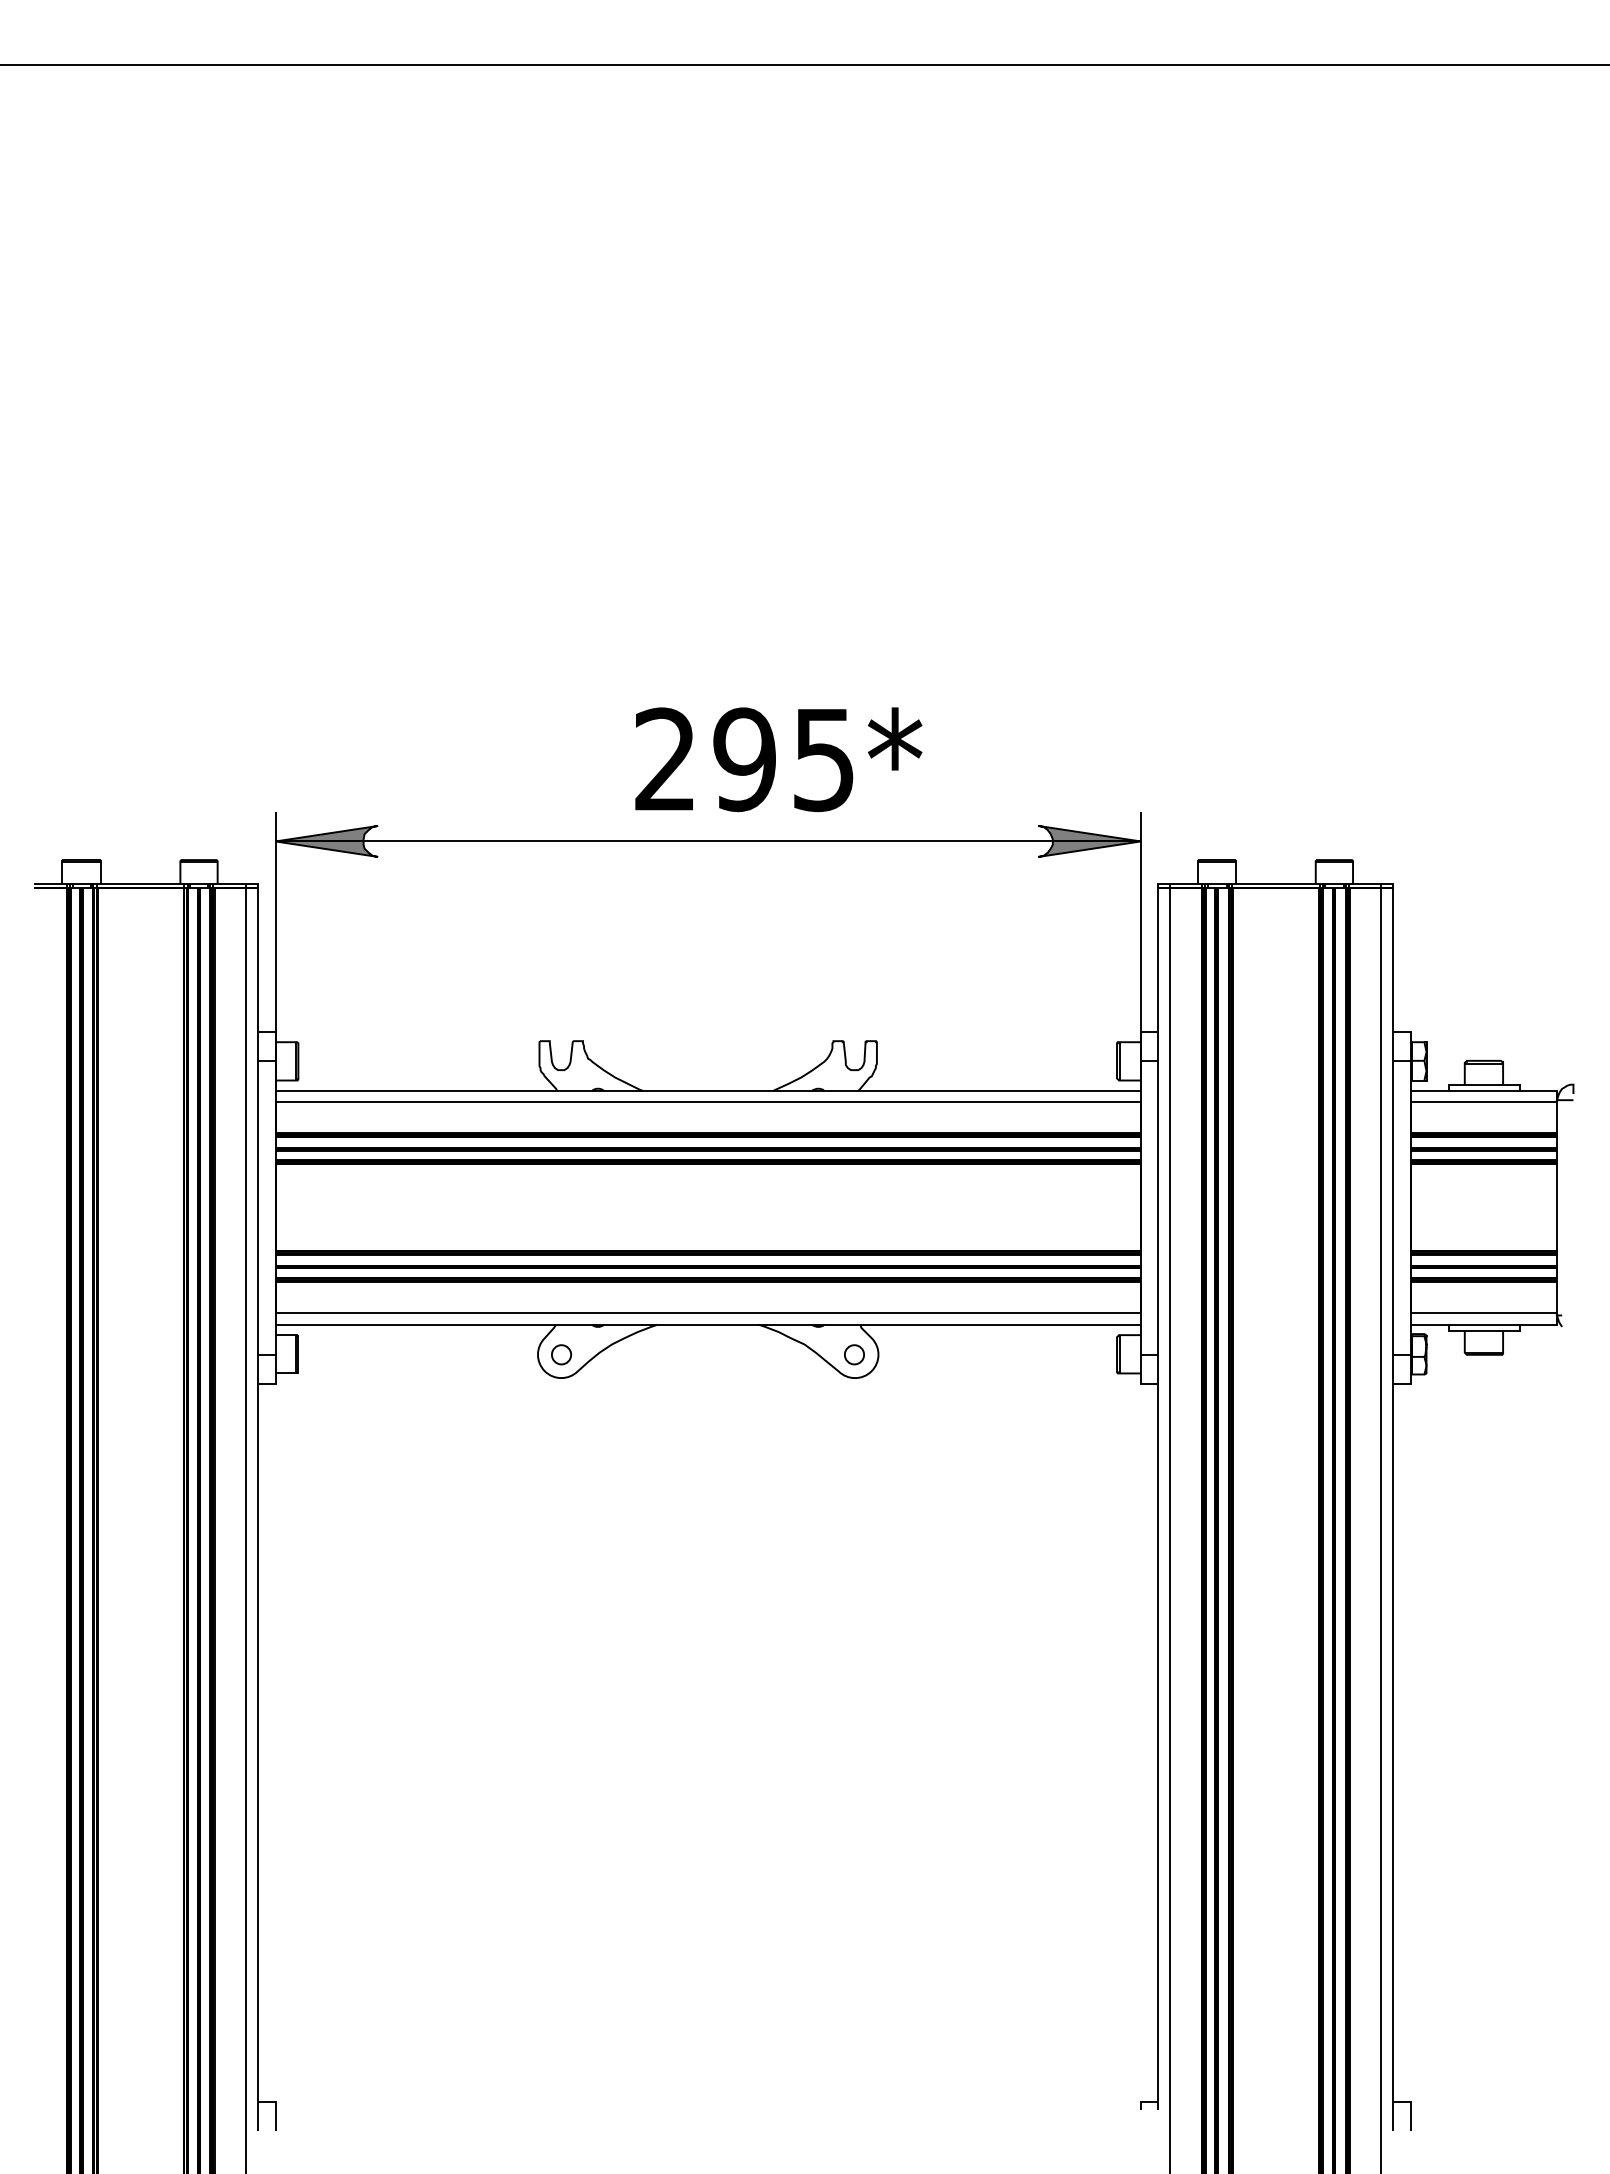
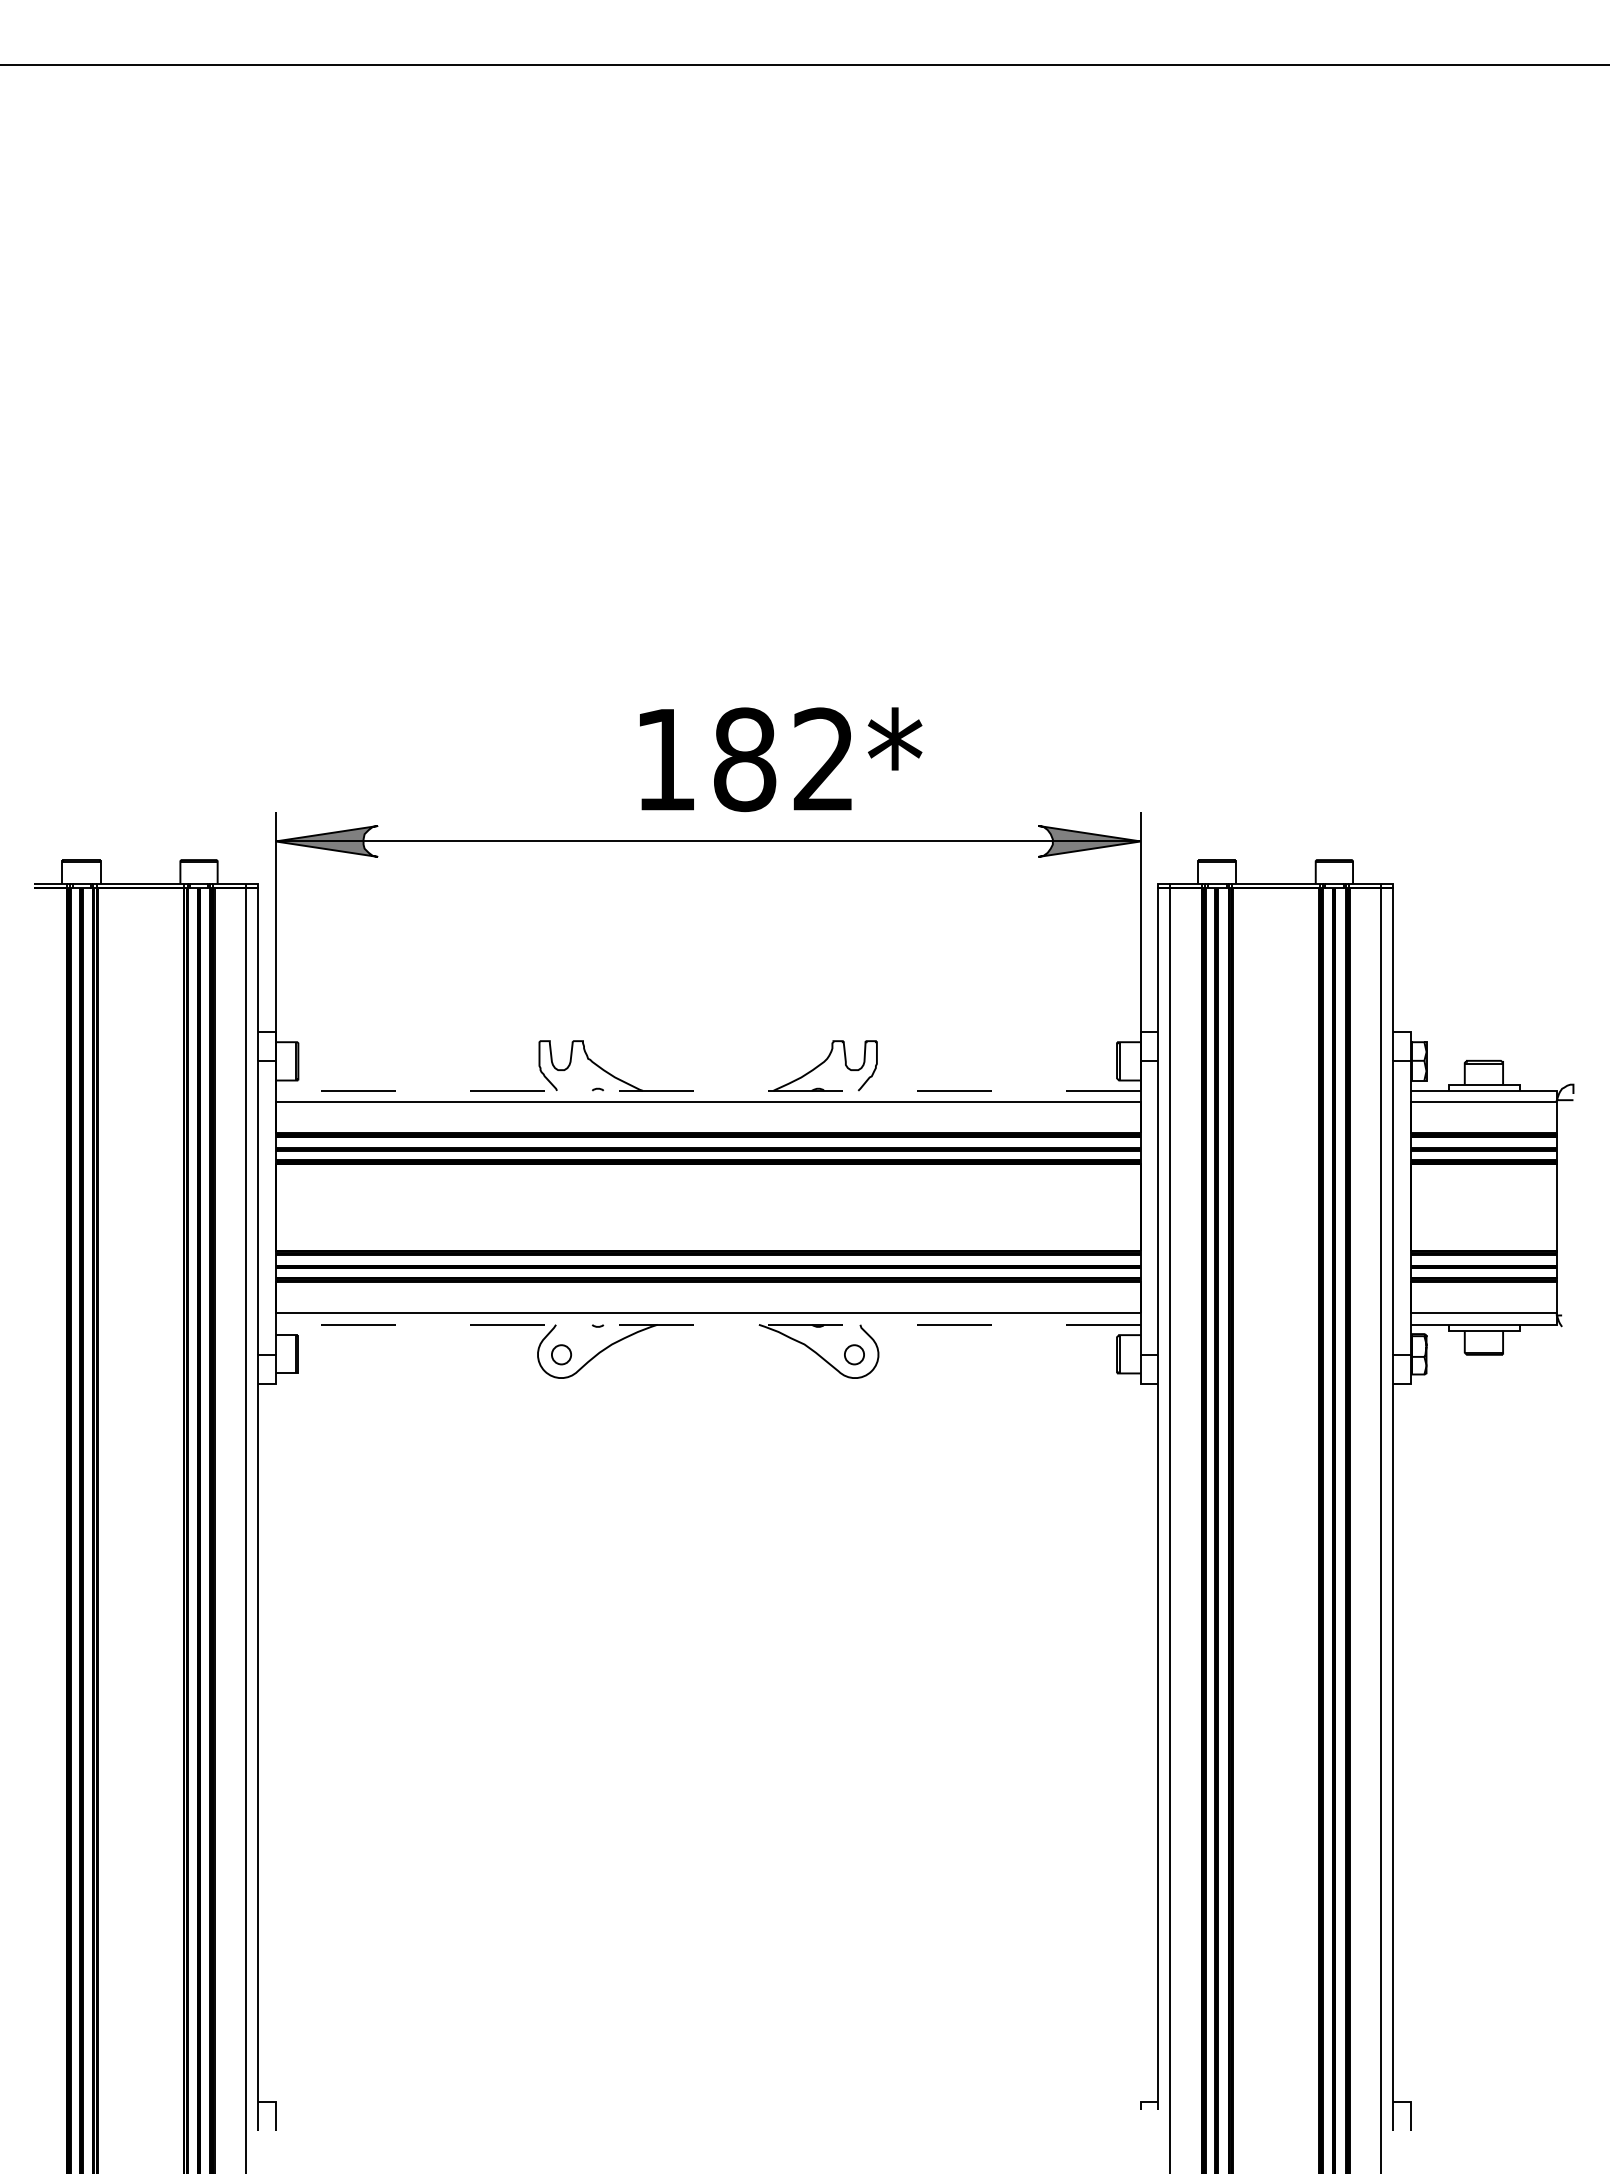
text: 295* -> 182* (744, 759)
line: solid -> dashed (708, 1090)
line: solid -> dashed (708, 1324)
